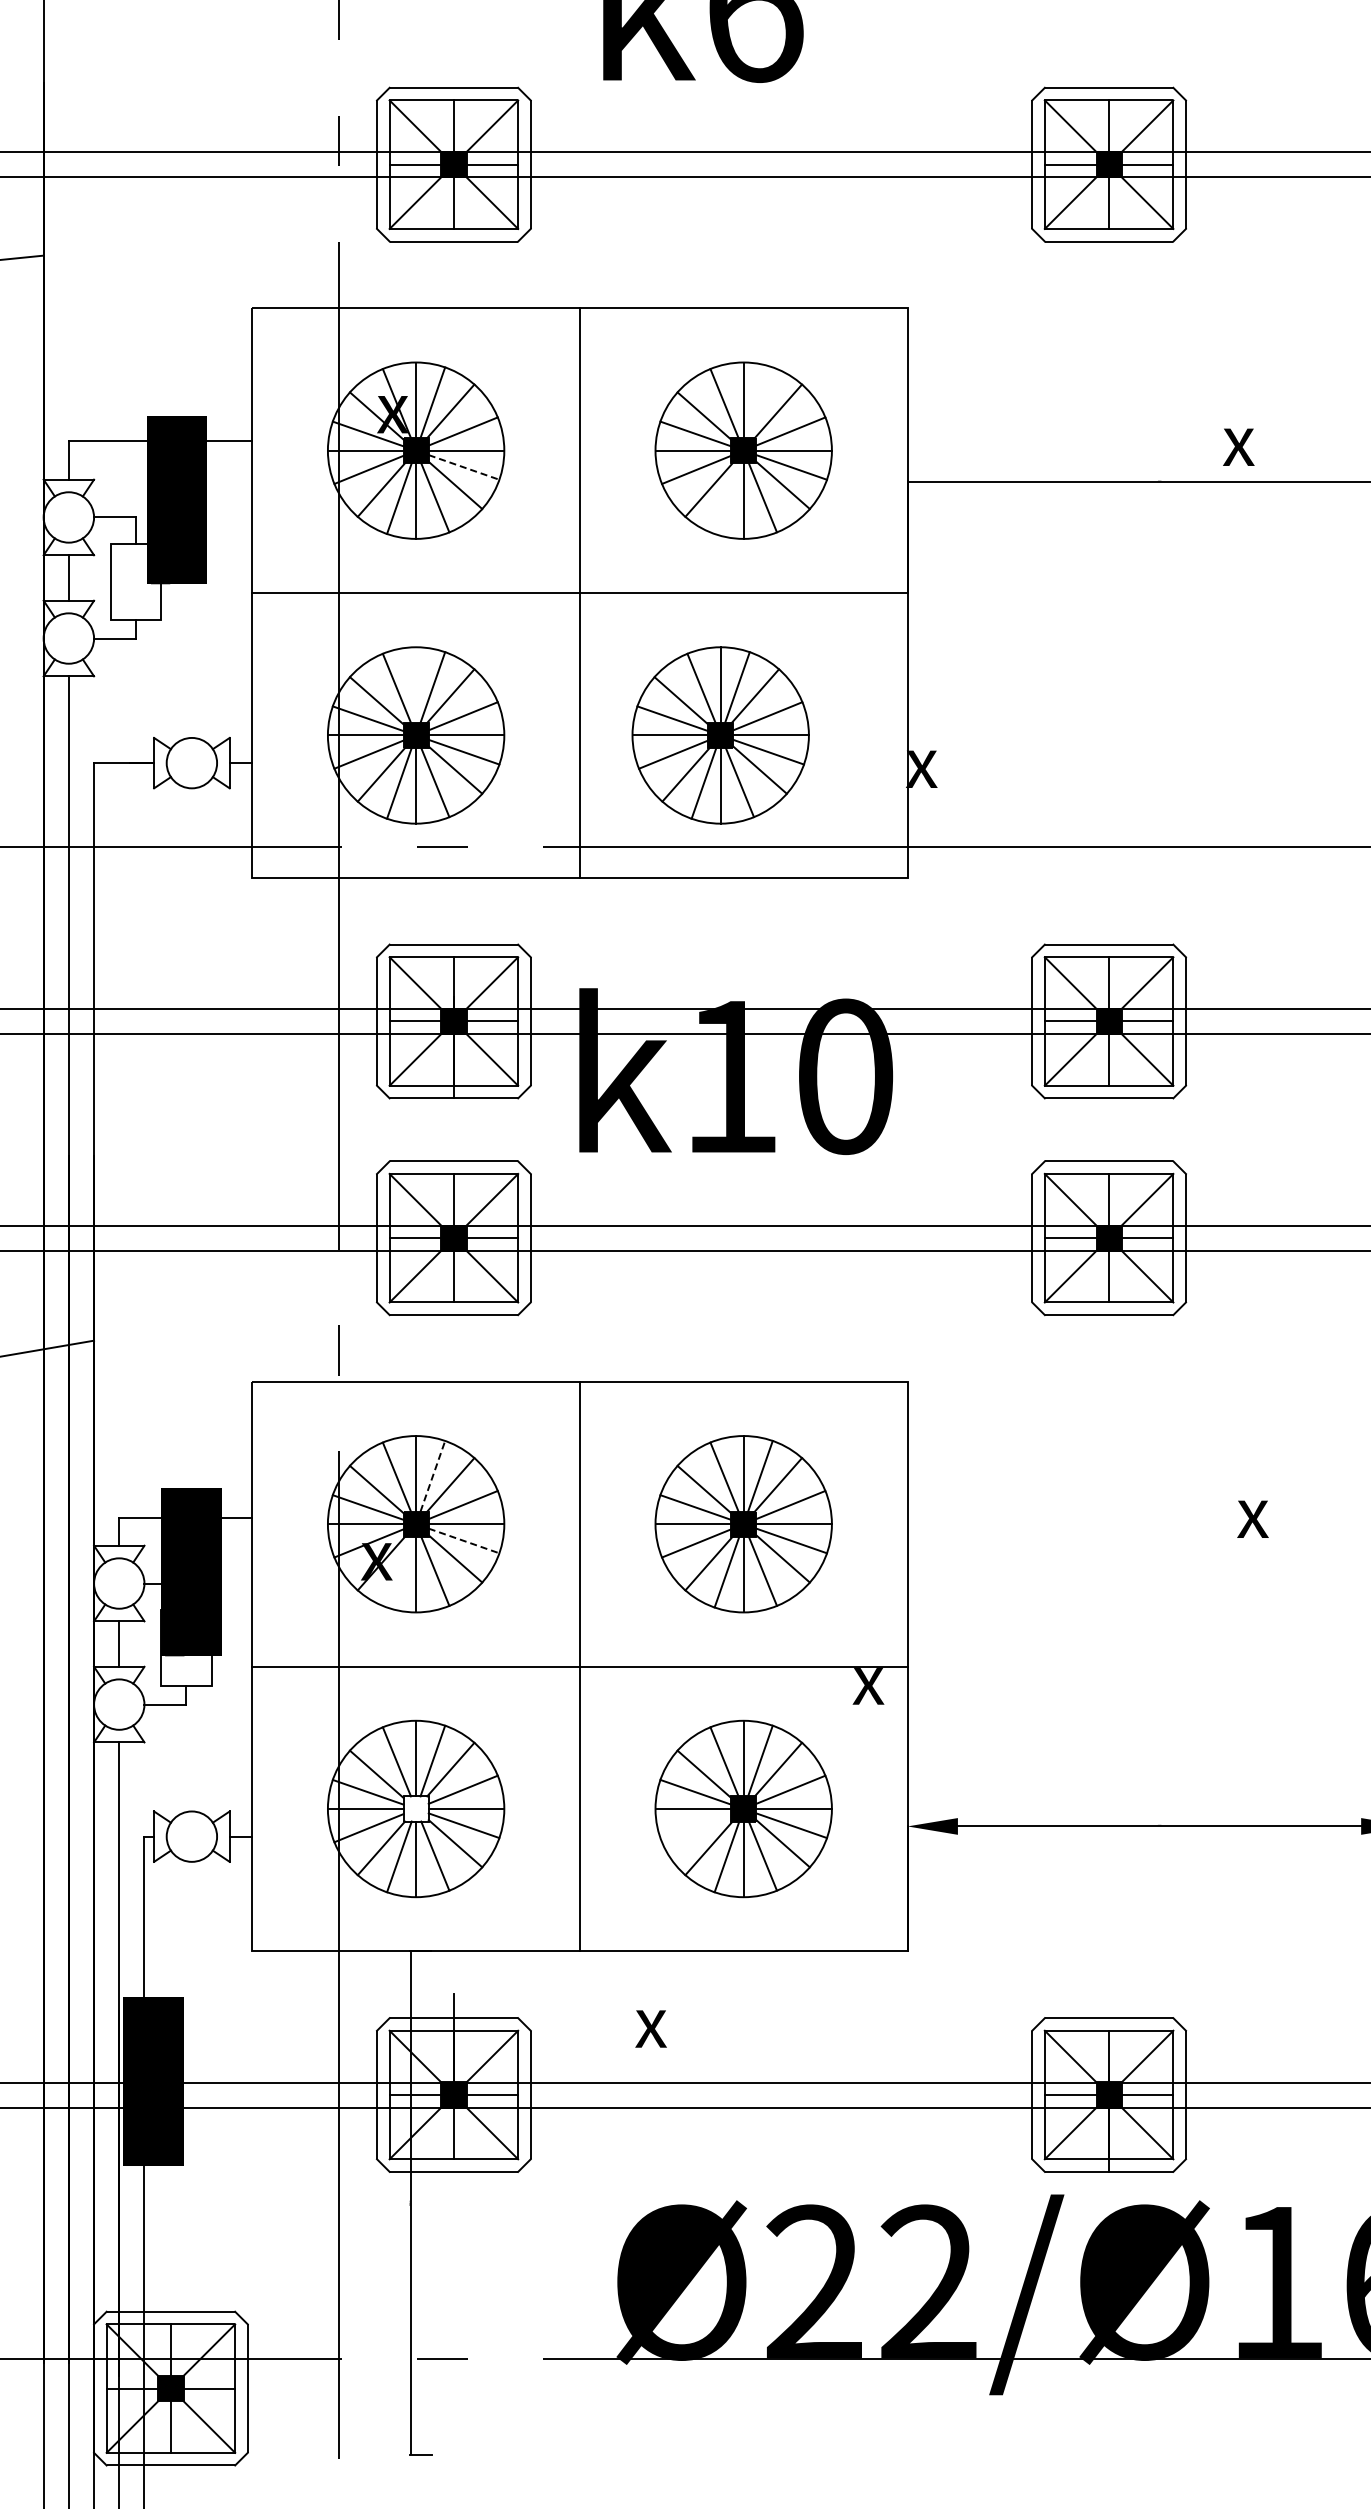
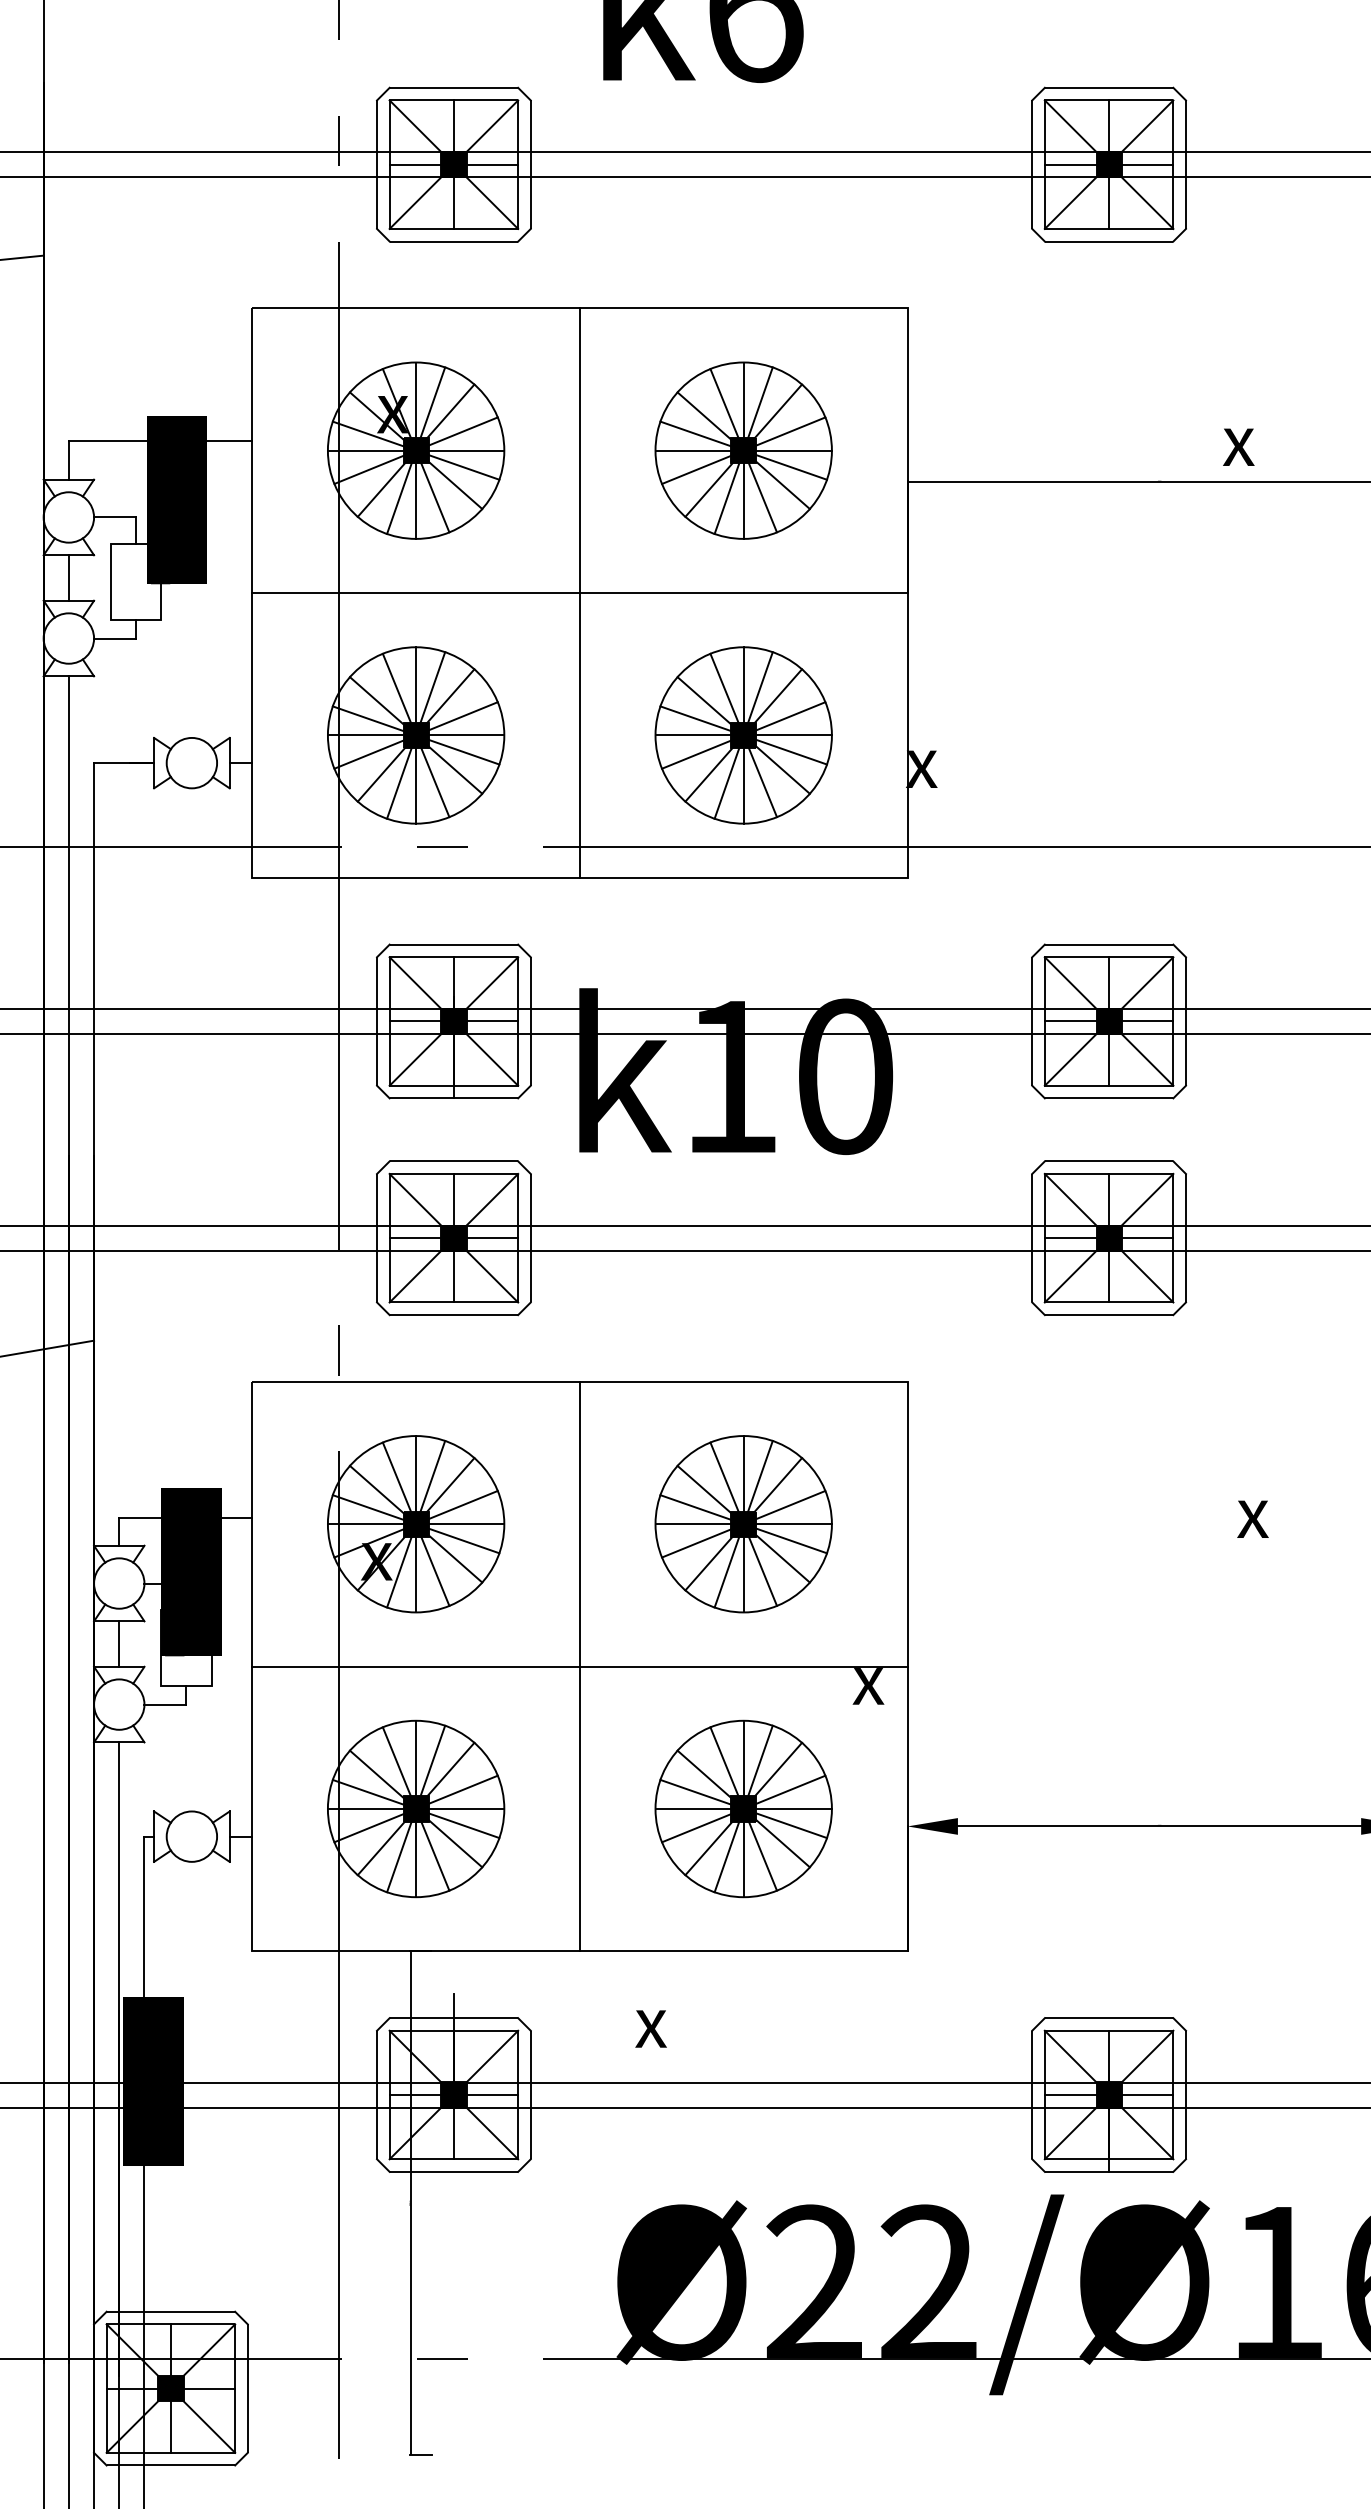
line: none -> present (760, 402)
line: dashed -> solid (464, 467)
line: none -> present (726, 498)
line: none -> present (416, 684)
part position: (720, 735) -> (743, 735) (743, 735)
line: dashed -> solid (433, 1475)
line: dashed -> solid (464, 1541)
line: none -> present (399, 1571)
fill: none -> present (415, 1808)
line: none -> present (696, 1828)
